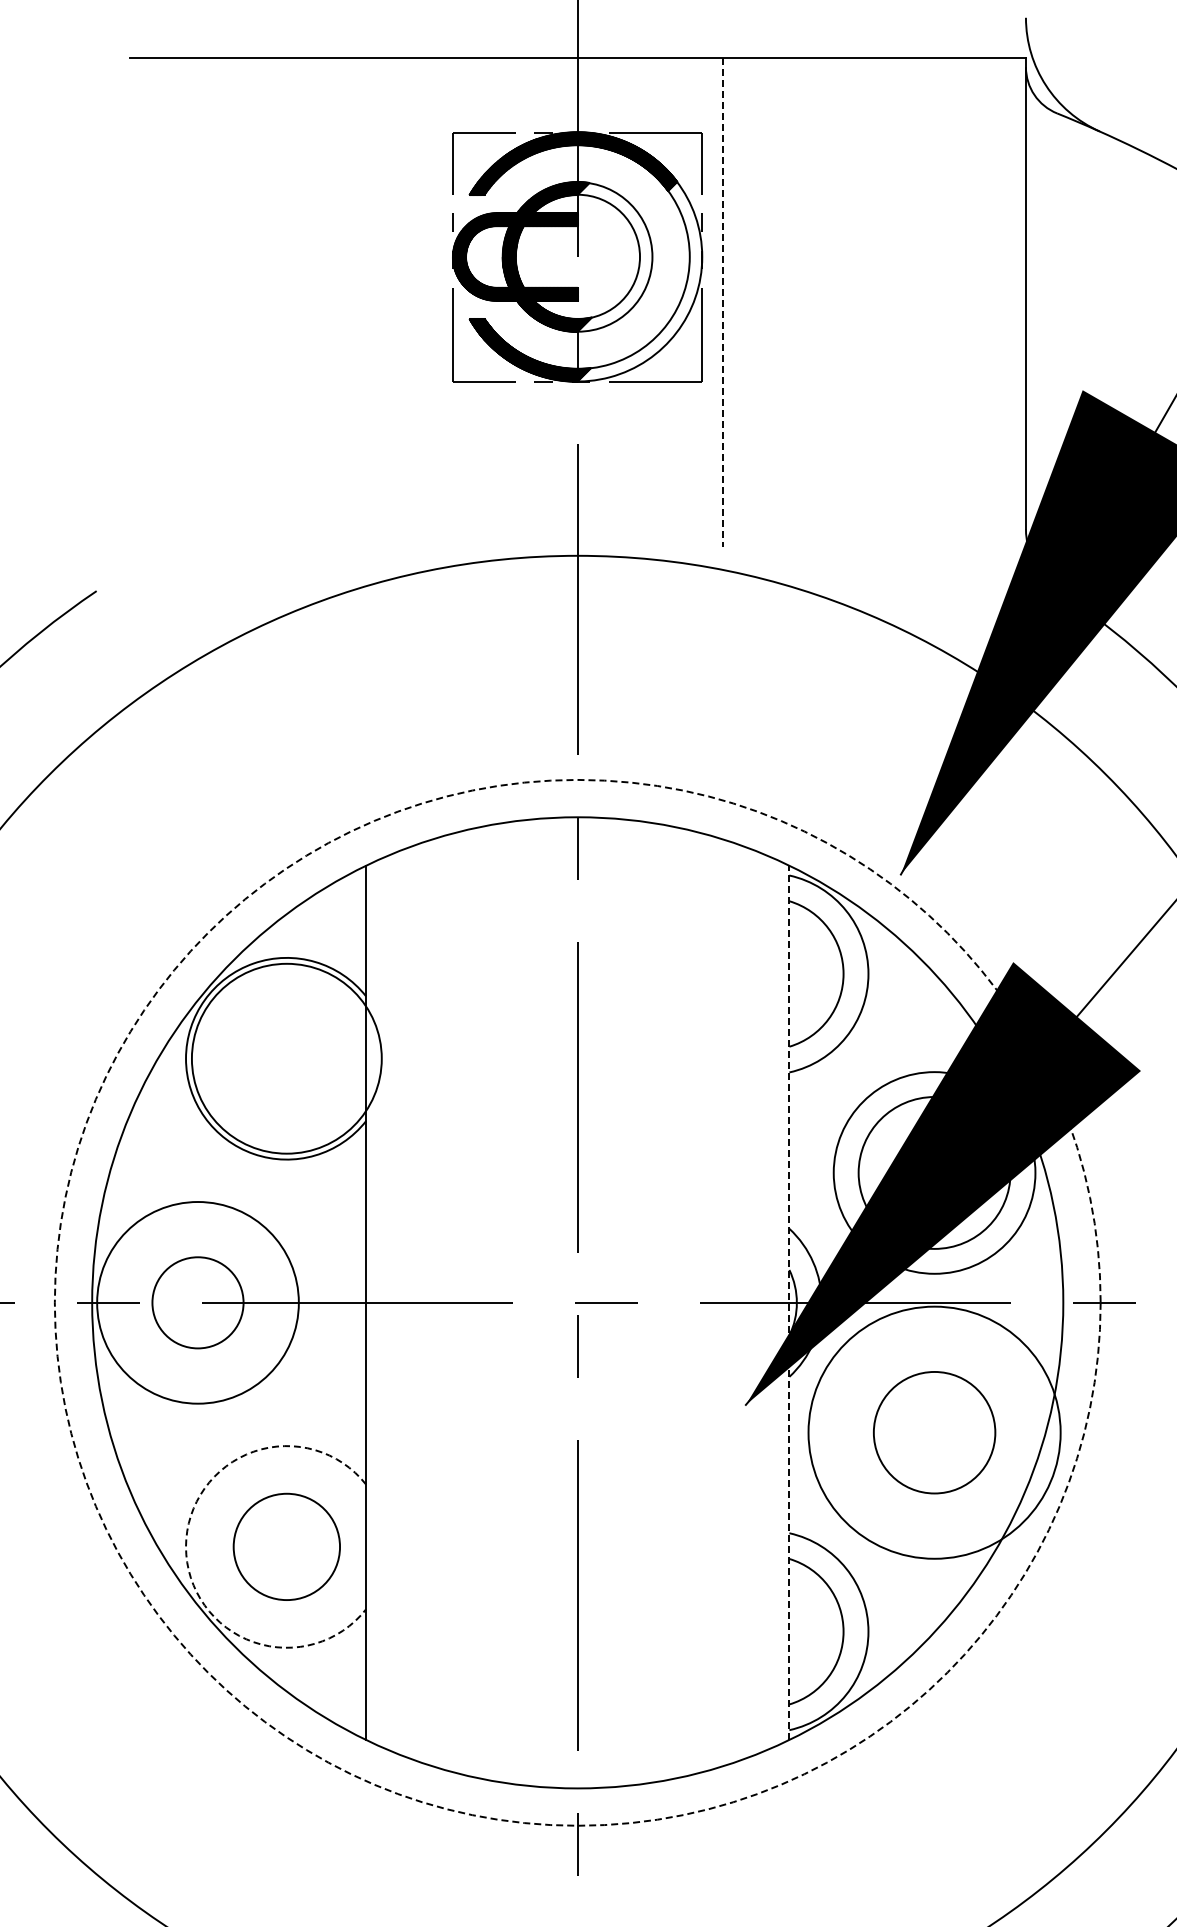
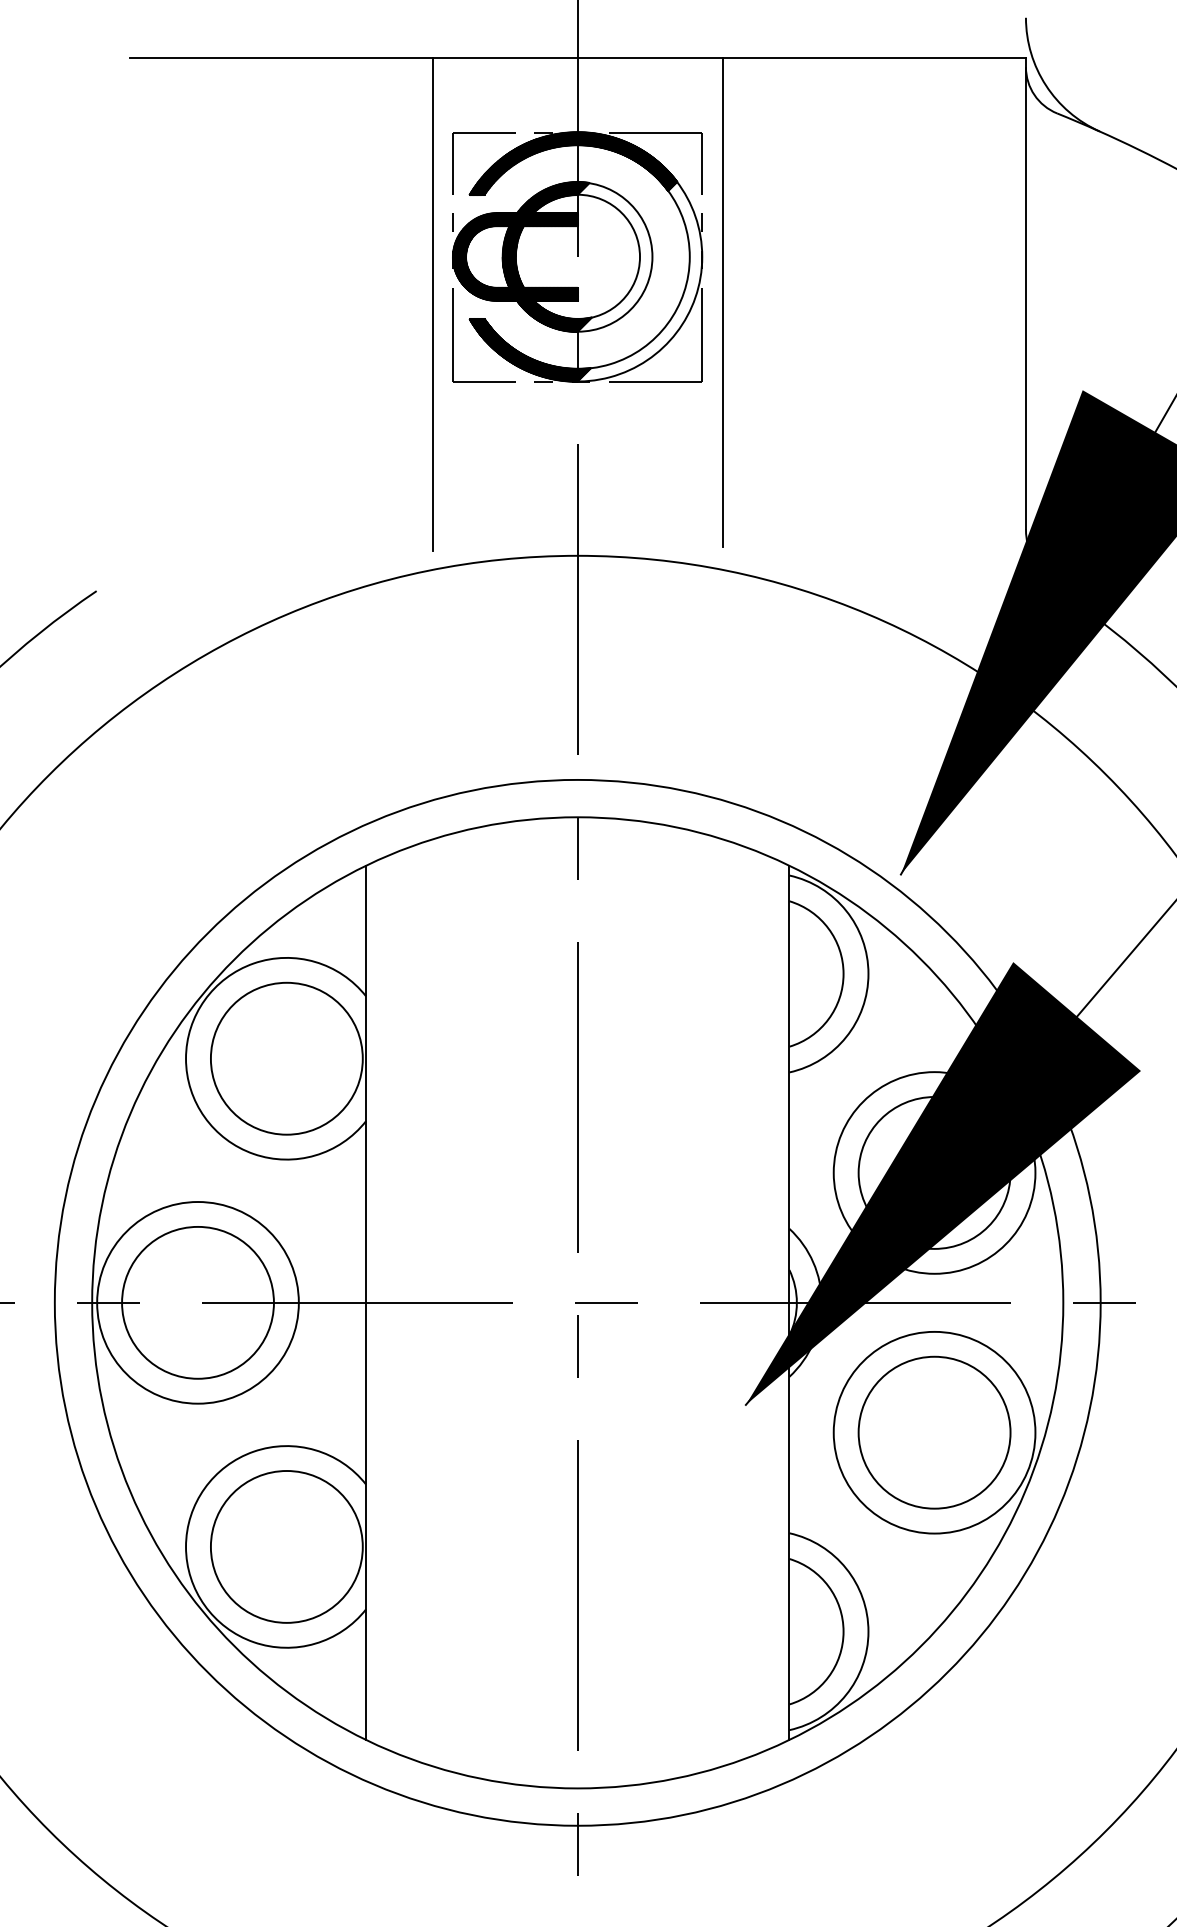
line: dashed -> solid (722, 302)
line: none -> present (432, 303)
circle diameter: 190 px -> 152 px (286, 1058)
circle diameter: 91 px -> 152 px (197, 1302)
circle: dashed -> solid (577, 1302)
line: dashed -> solid (789, 1302)
circle diameter: 122 px -> 152 px (934, 1432)
circle diameter: 252 px -> 202 px (934, 1432)
arc: dashed -> solid (186, 1546)
circle diameter: 106 px -> 152 px (286, 1546)
